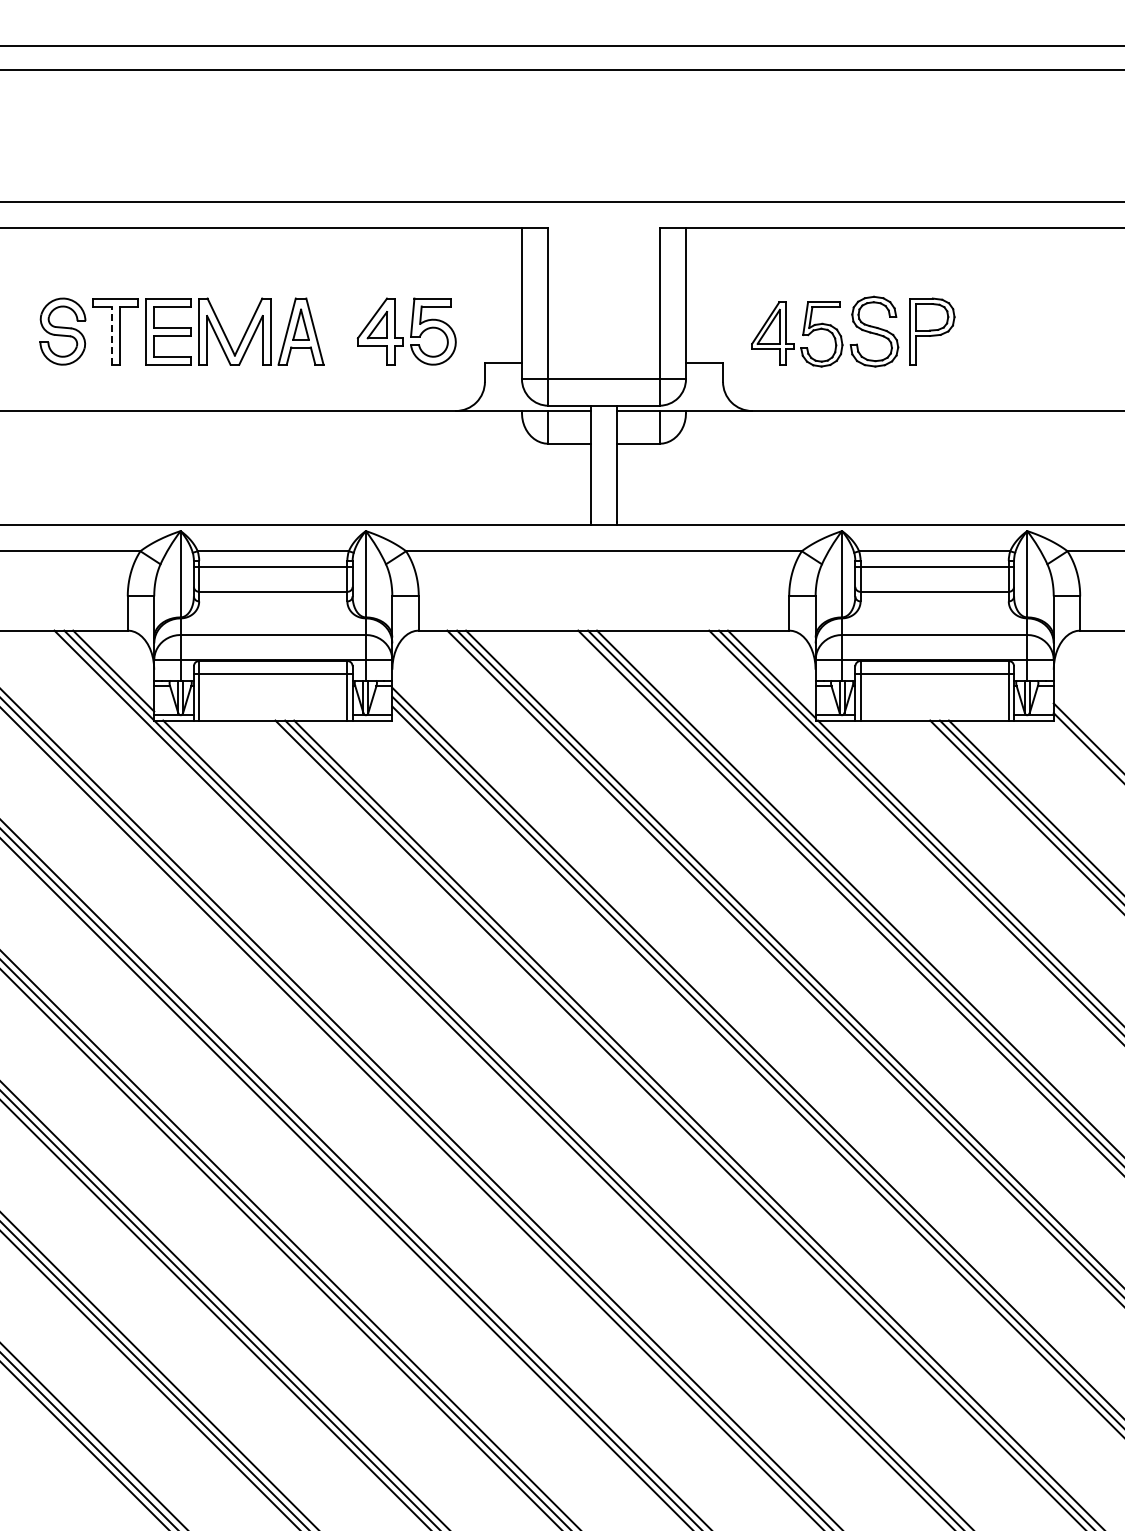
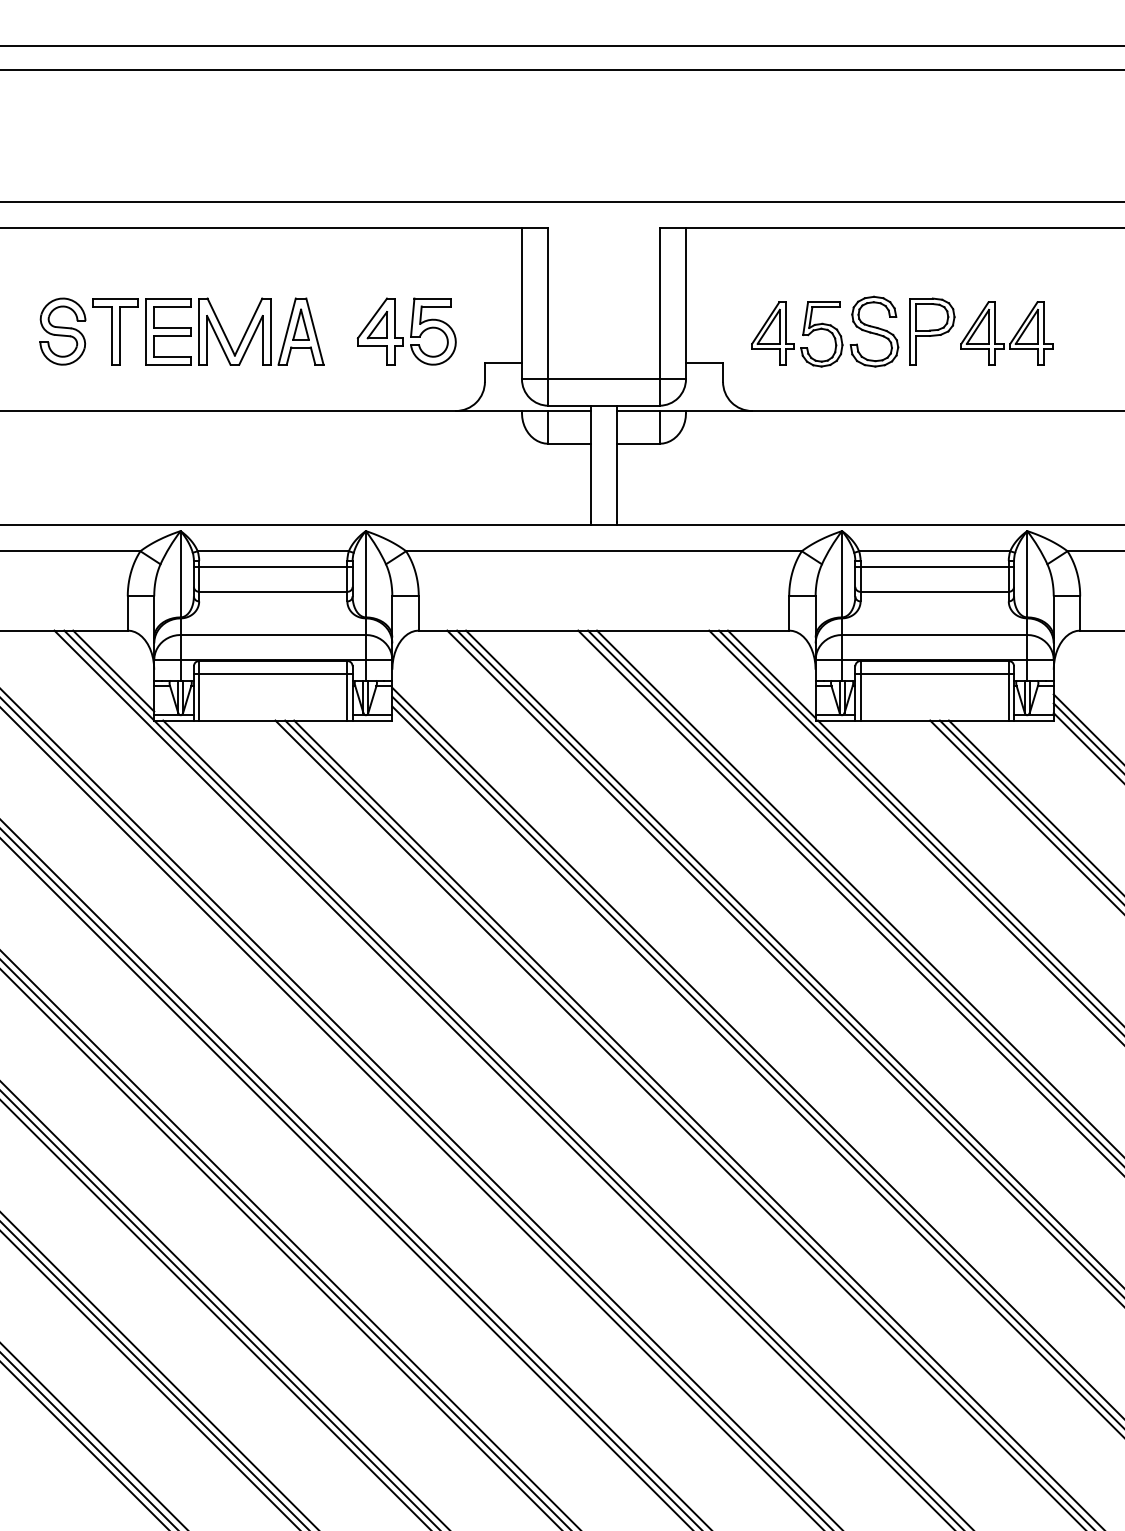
line: dashed -> solid (111, 335)
part: none -> present (1012, 338)
line: none -> present (1087, 728)
